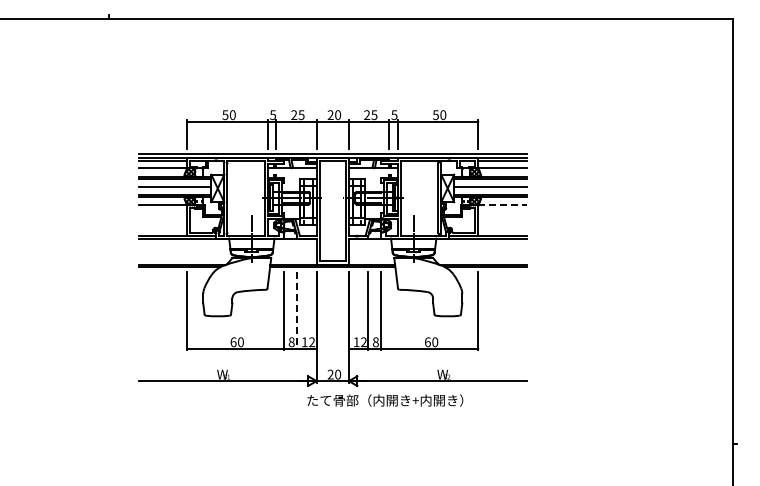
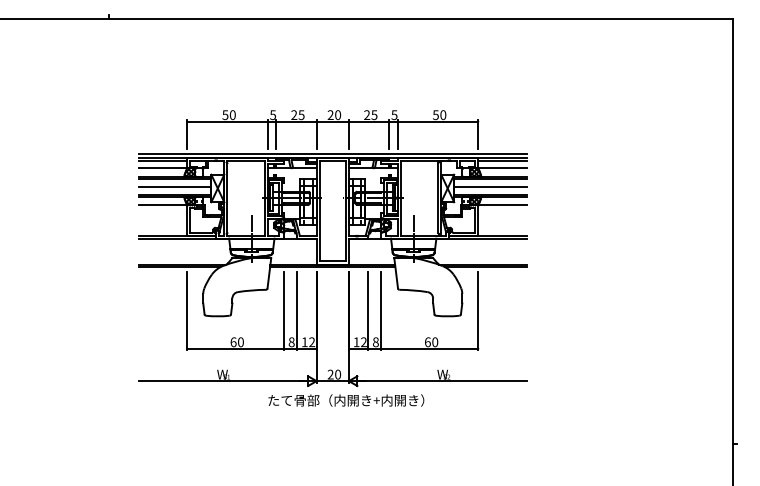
line: dashed -> solid (502, 205)
line: dashed -> solid (297, 311)
text position: (385, 400) -> (346, 400) (346, 400)
